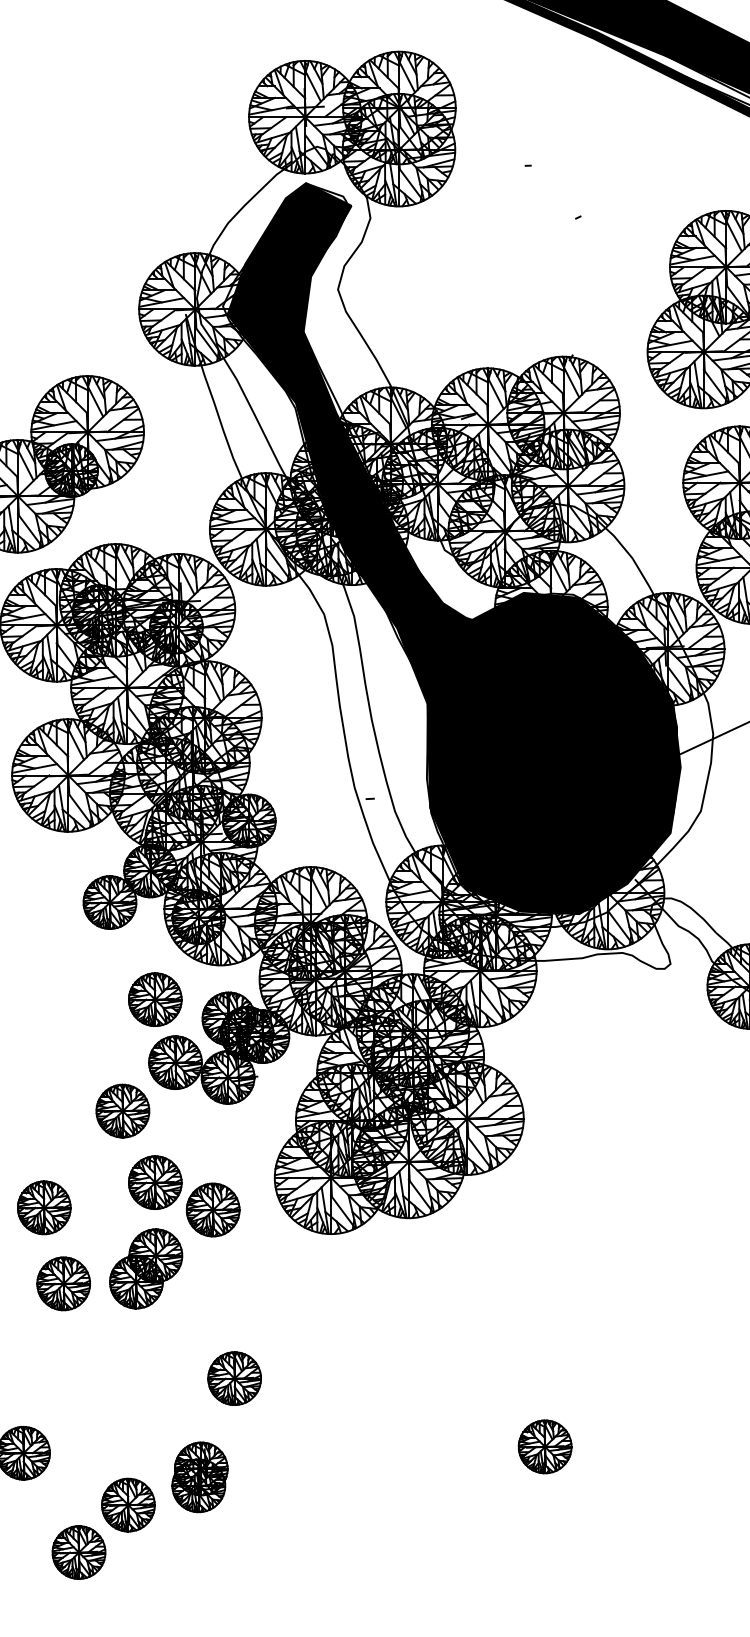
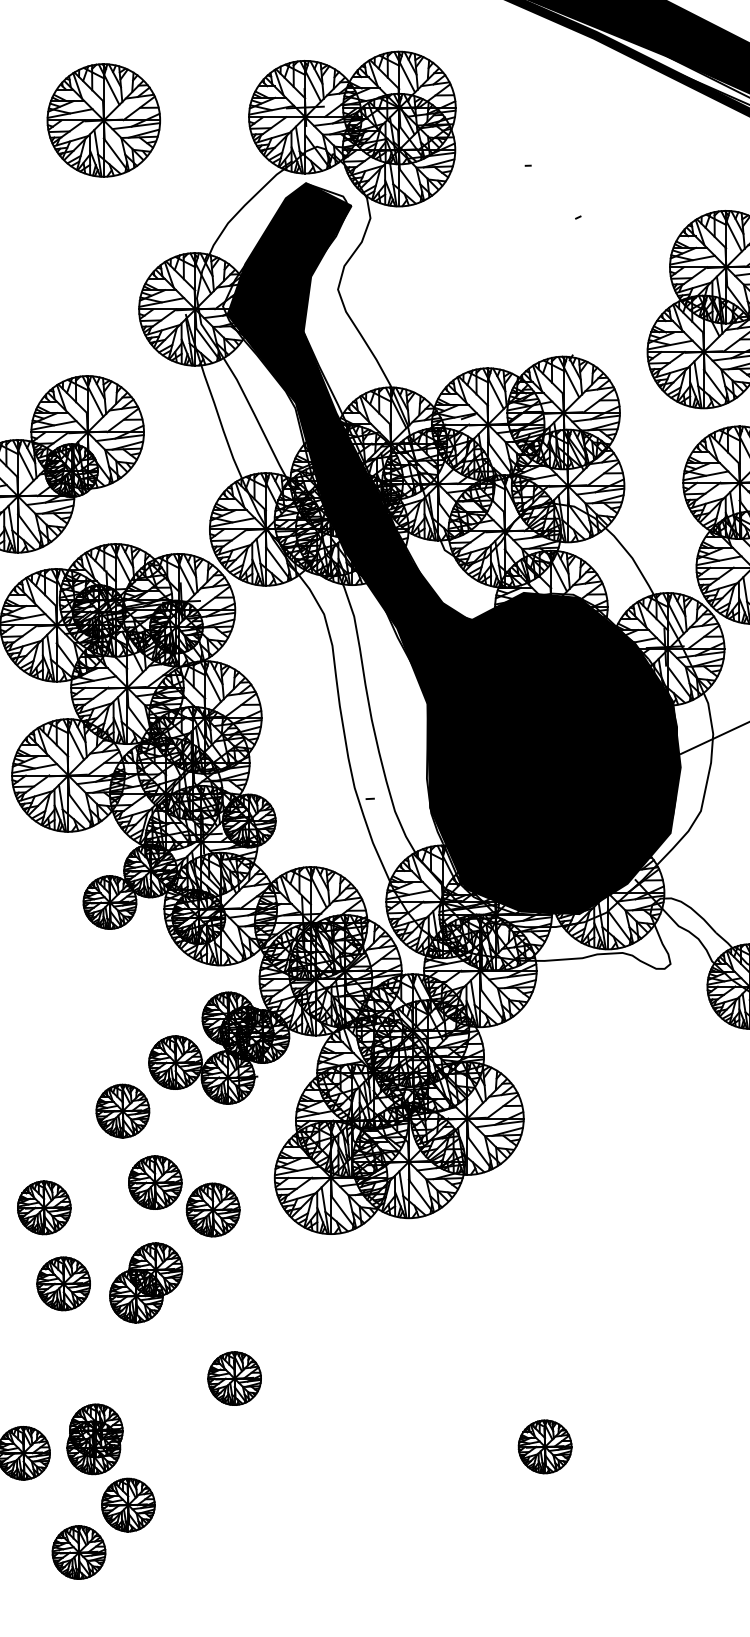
part: none -> present (103, 120)
part: present -> none (155, 999)
part position: (146, 1268) -> (146, 1282) (146, 1282)
part position: (199, 1477) -> (94, 1439) (94, 1439)
